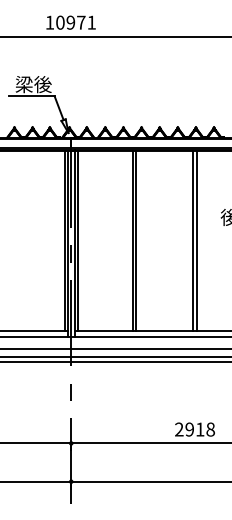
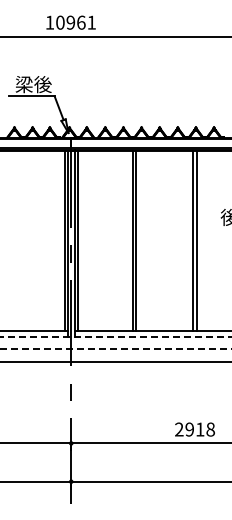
text: 10971 -> 10961 (81, 22)
line: solid -> dashed (116, 336)
line: solid -> dashed (116, 348)
line: present -> none (115, 357)
